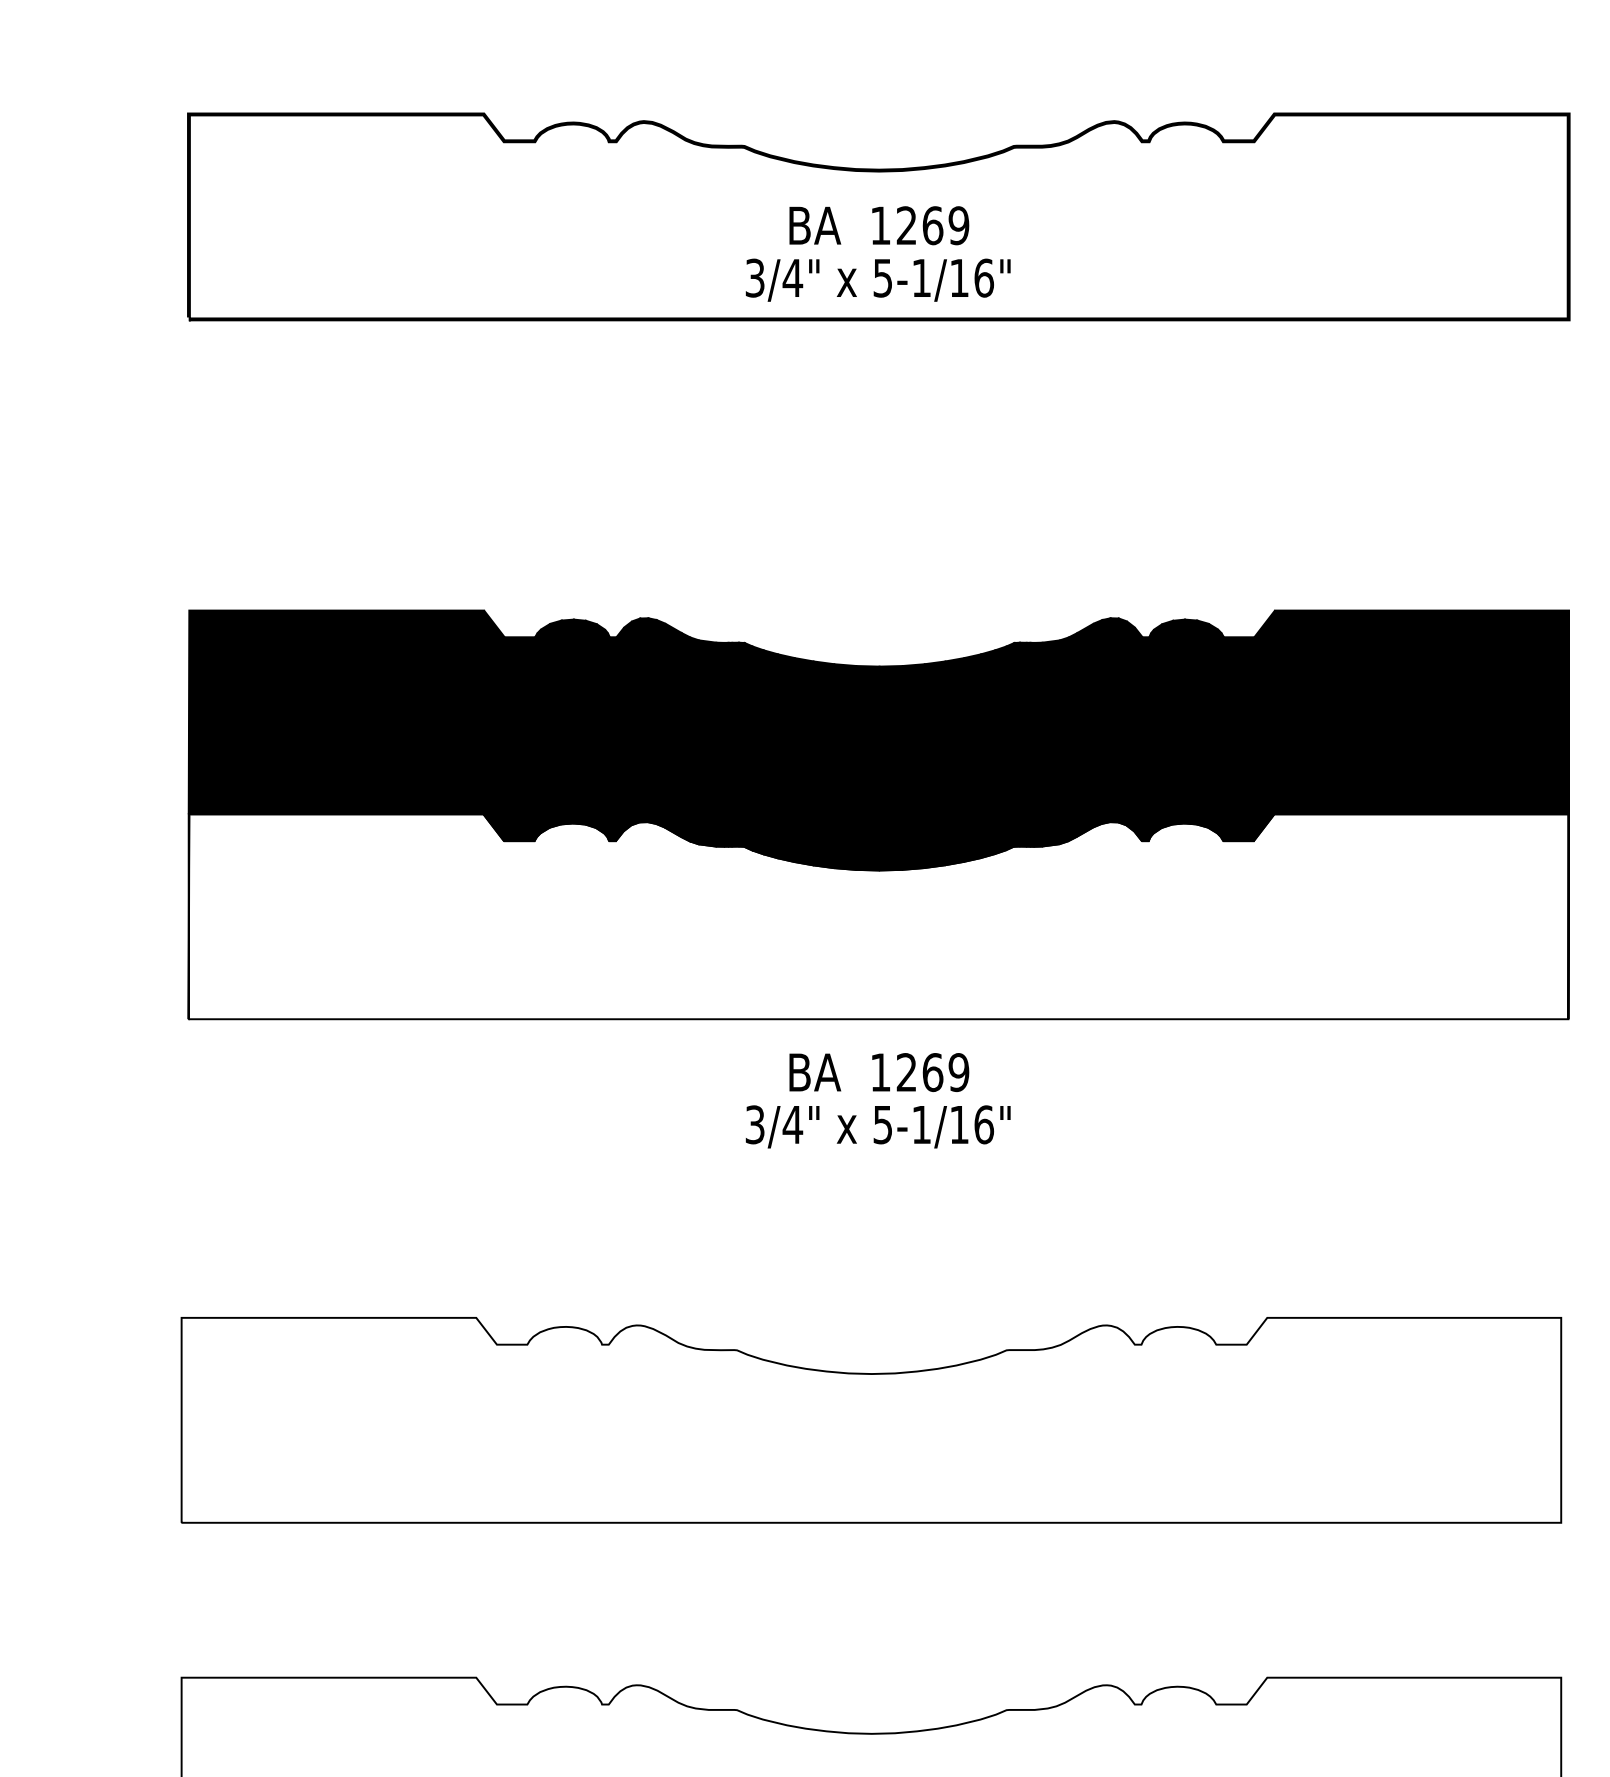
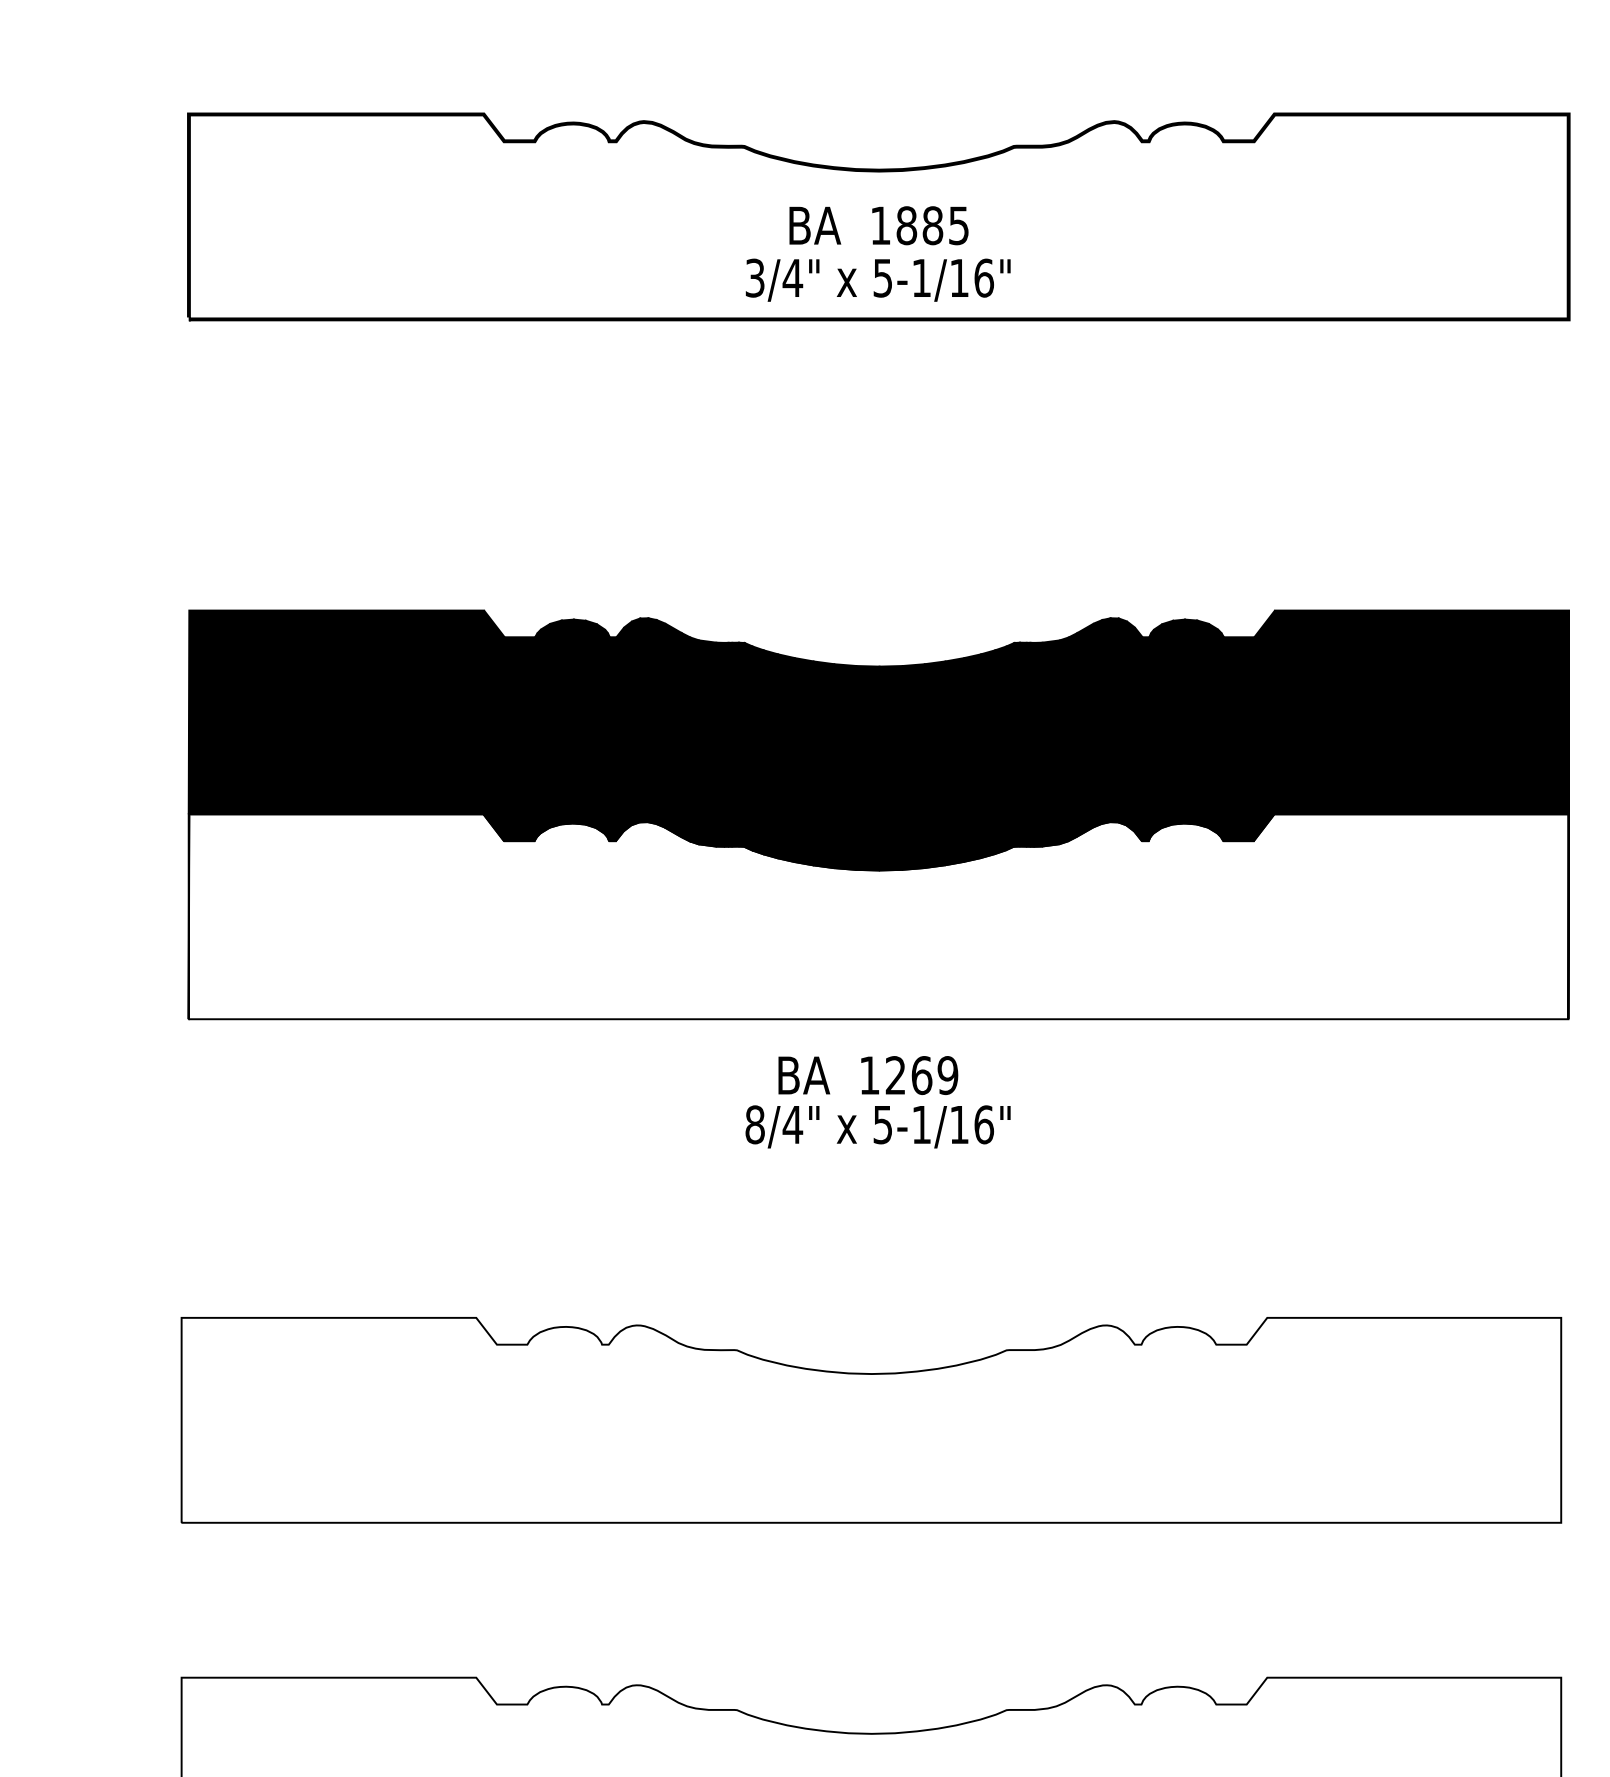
text: 1269 -> 1885 (932, 225)
text position: (879, 1072) -> (868, 1075) (868, 1075)
text: 3/4" -> 8/4" (754, 1124)
